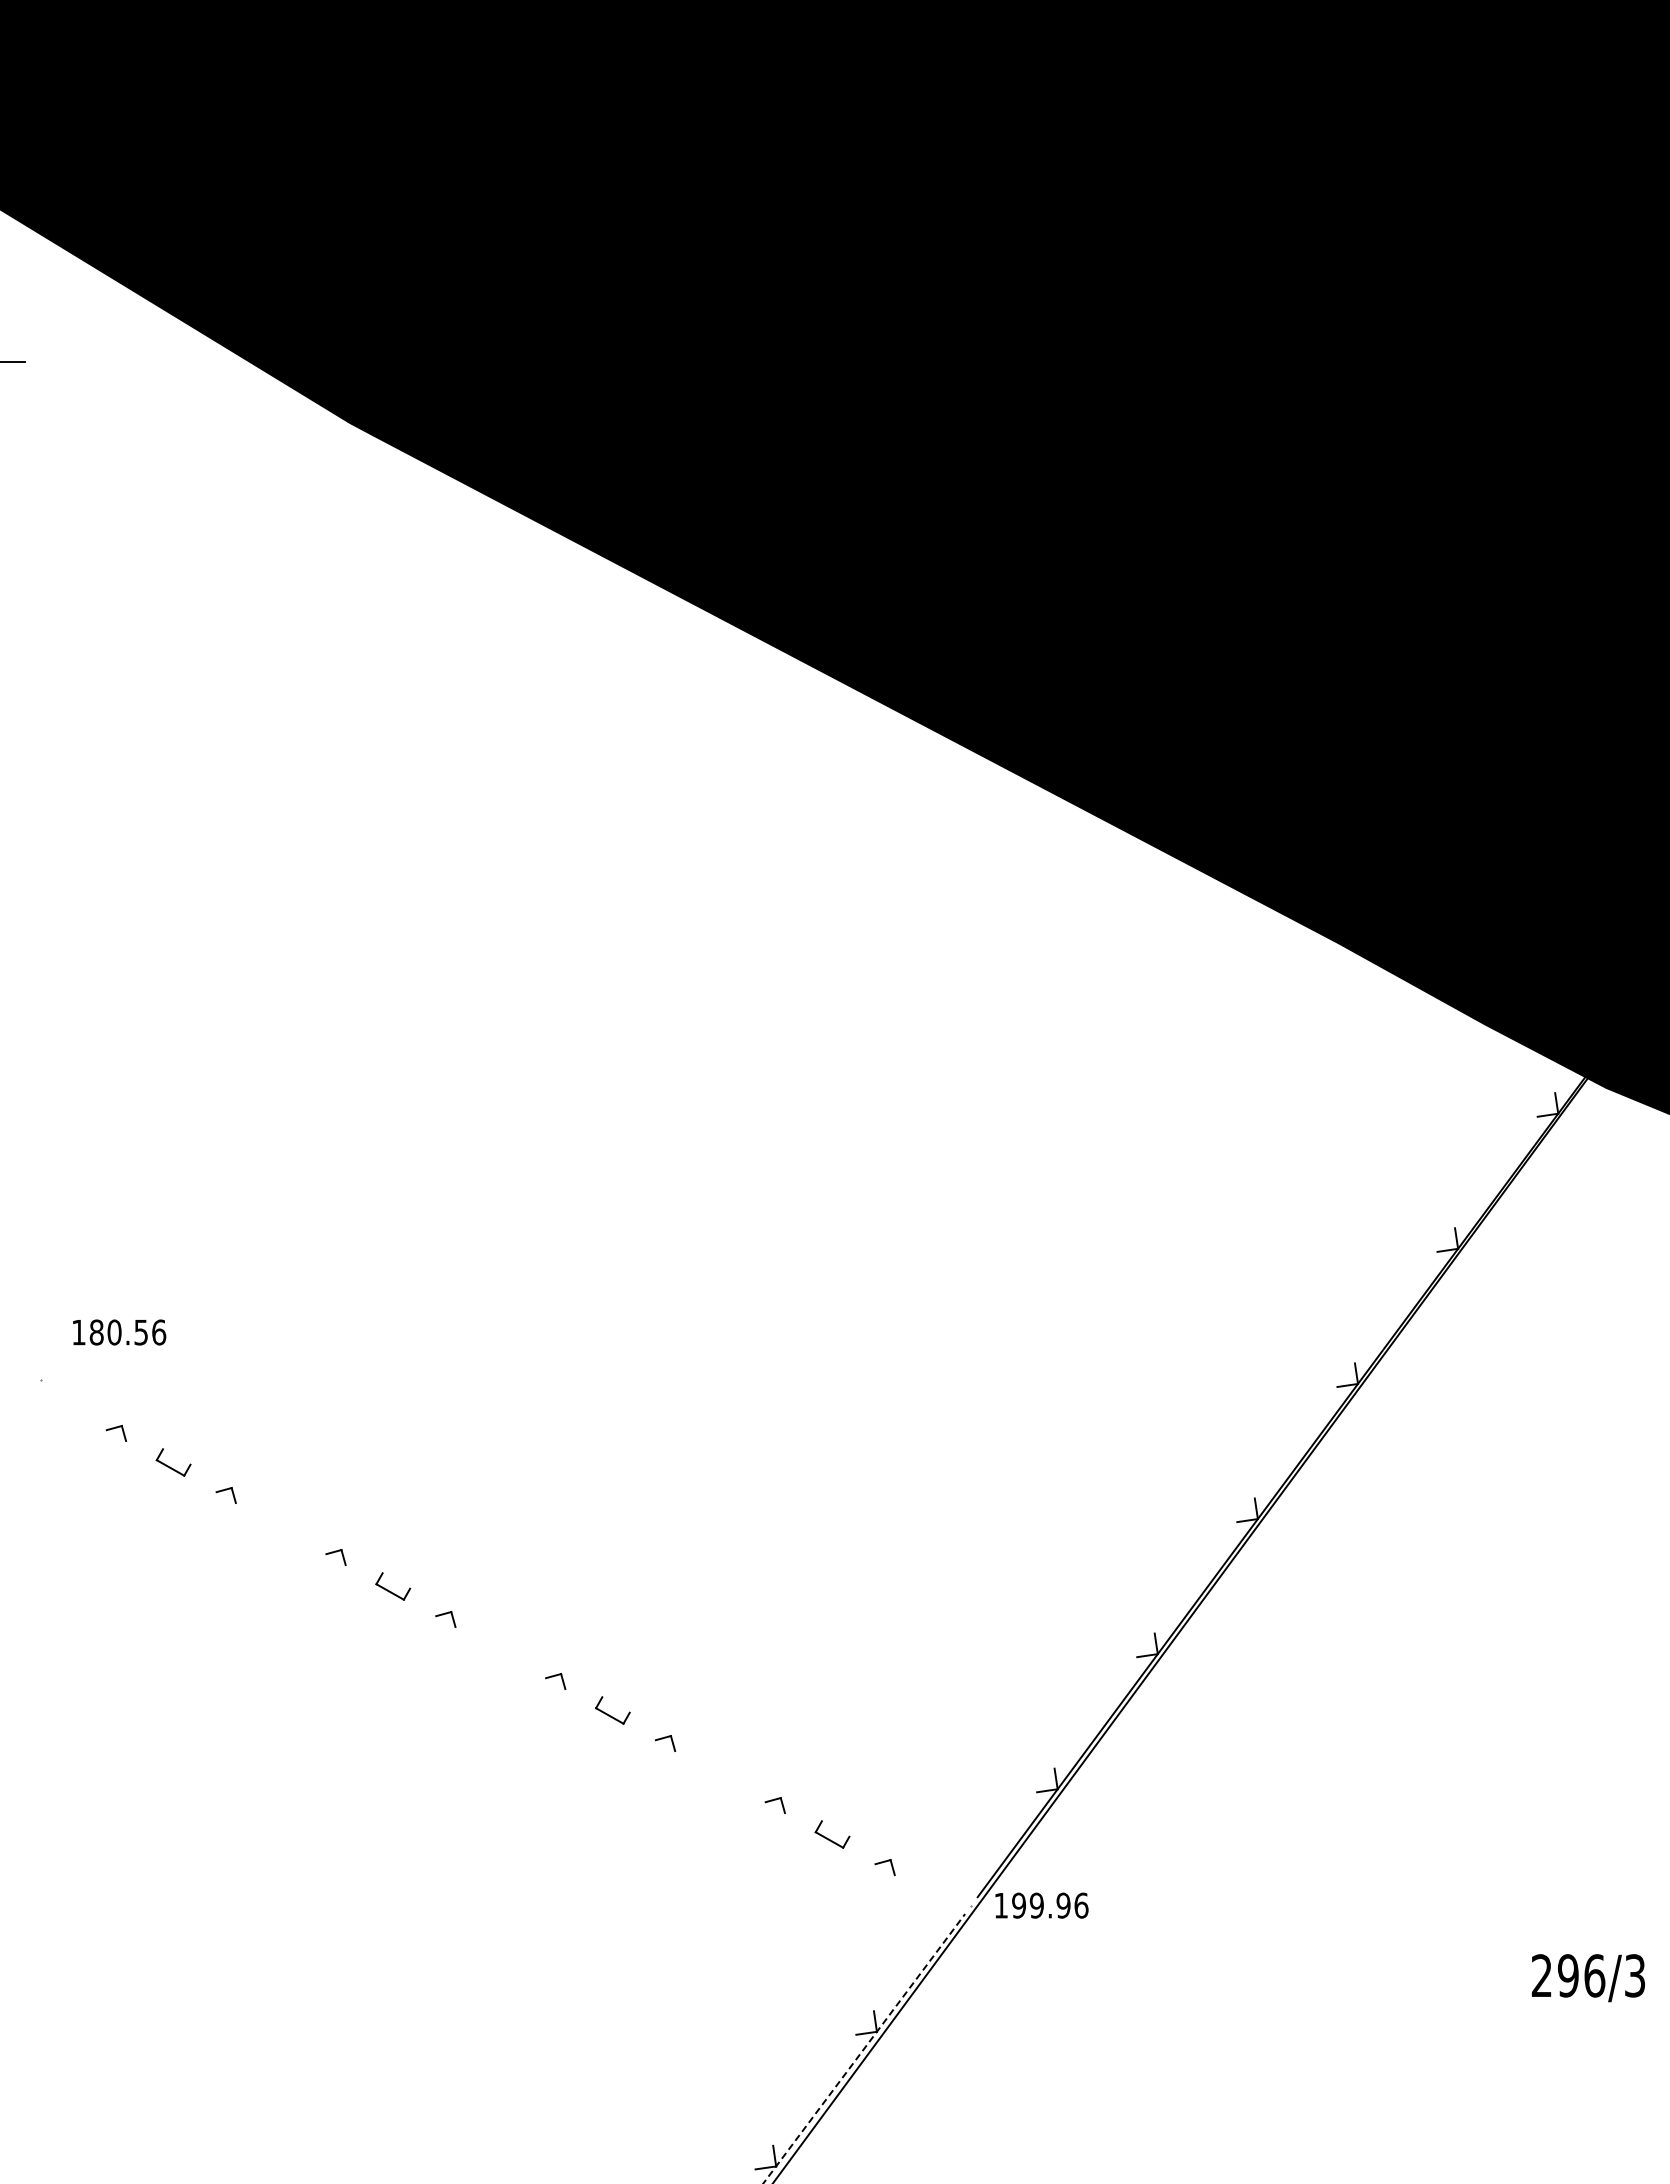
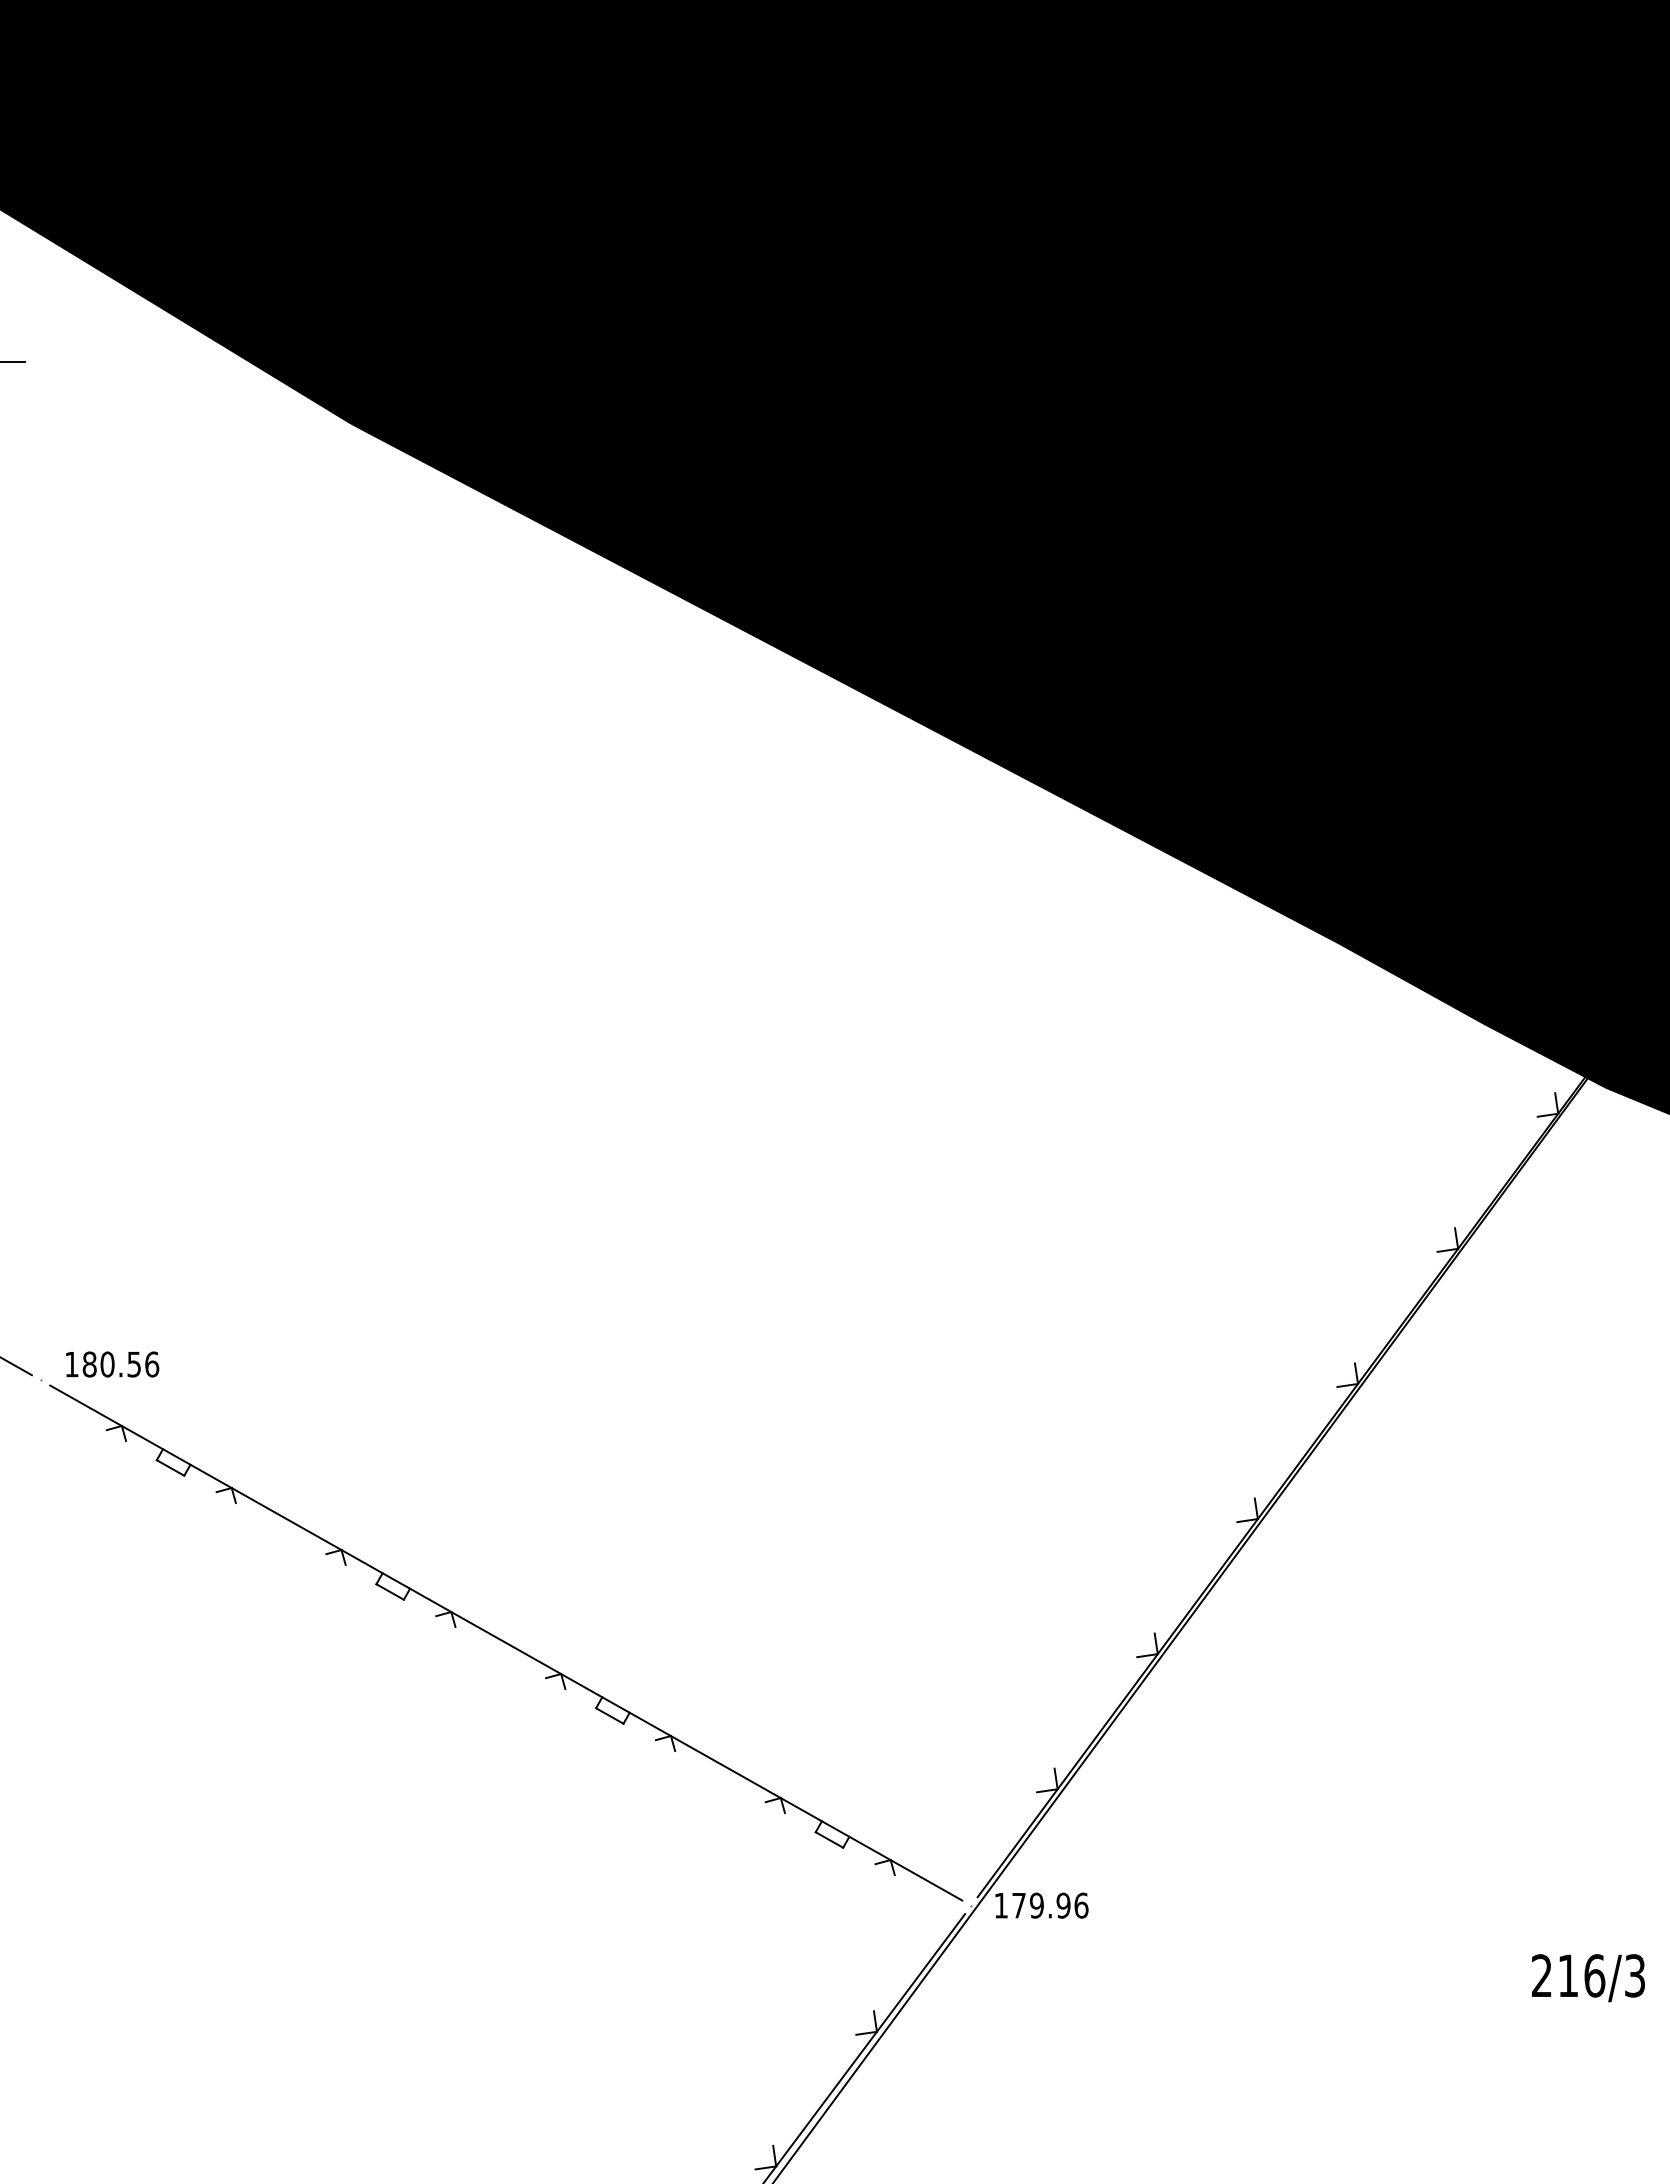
text position: (119, 1332) -> (112, 1364) (112, 1364)
line: none -> present (16, 1366)
line: none -> present (506, 1642)
text: 199.96 -> 179.96 (1018, 1905)
text: 296/3 -> 216/3 (1567, 1975)
line: dashed -> solid (864, 2048)
